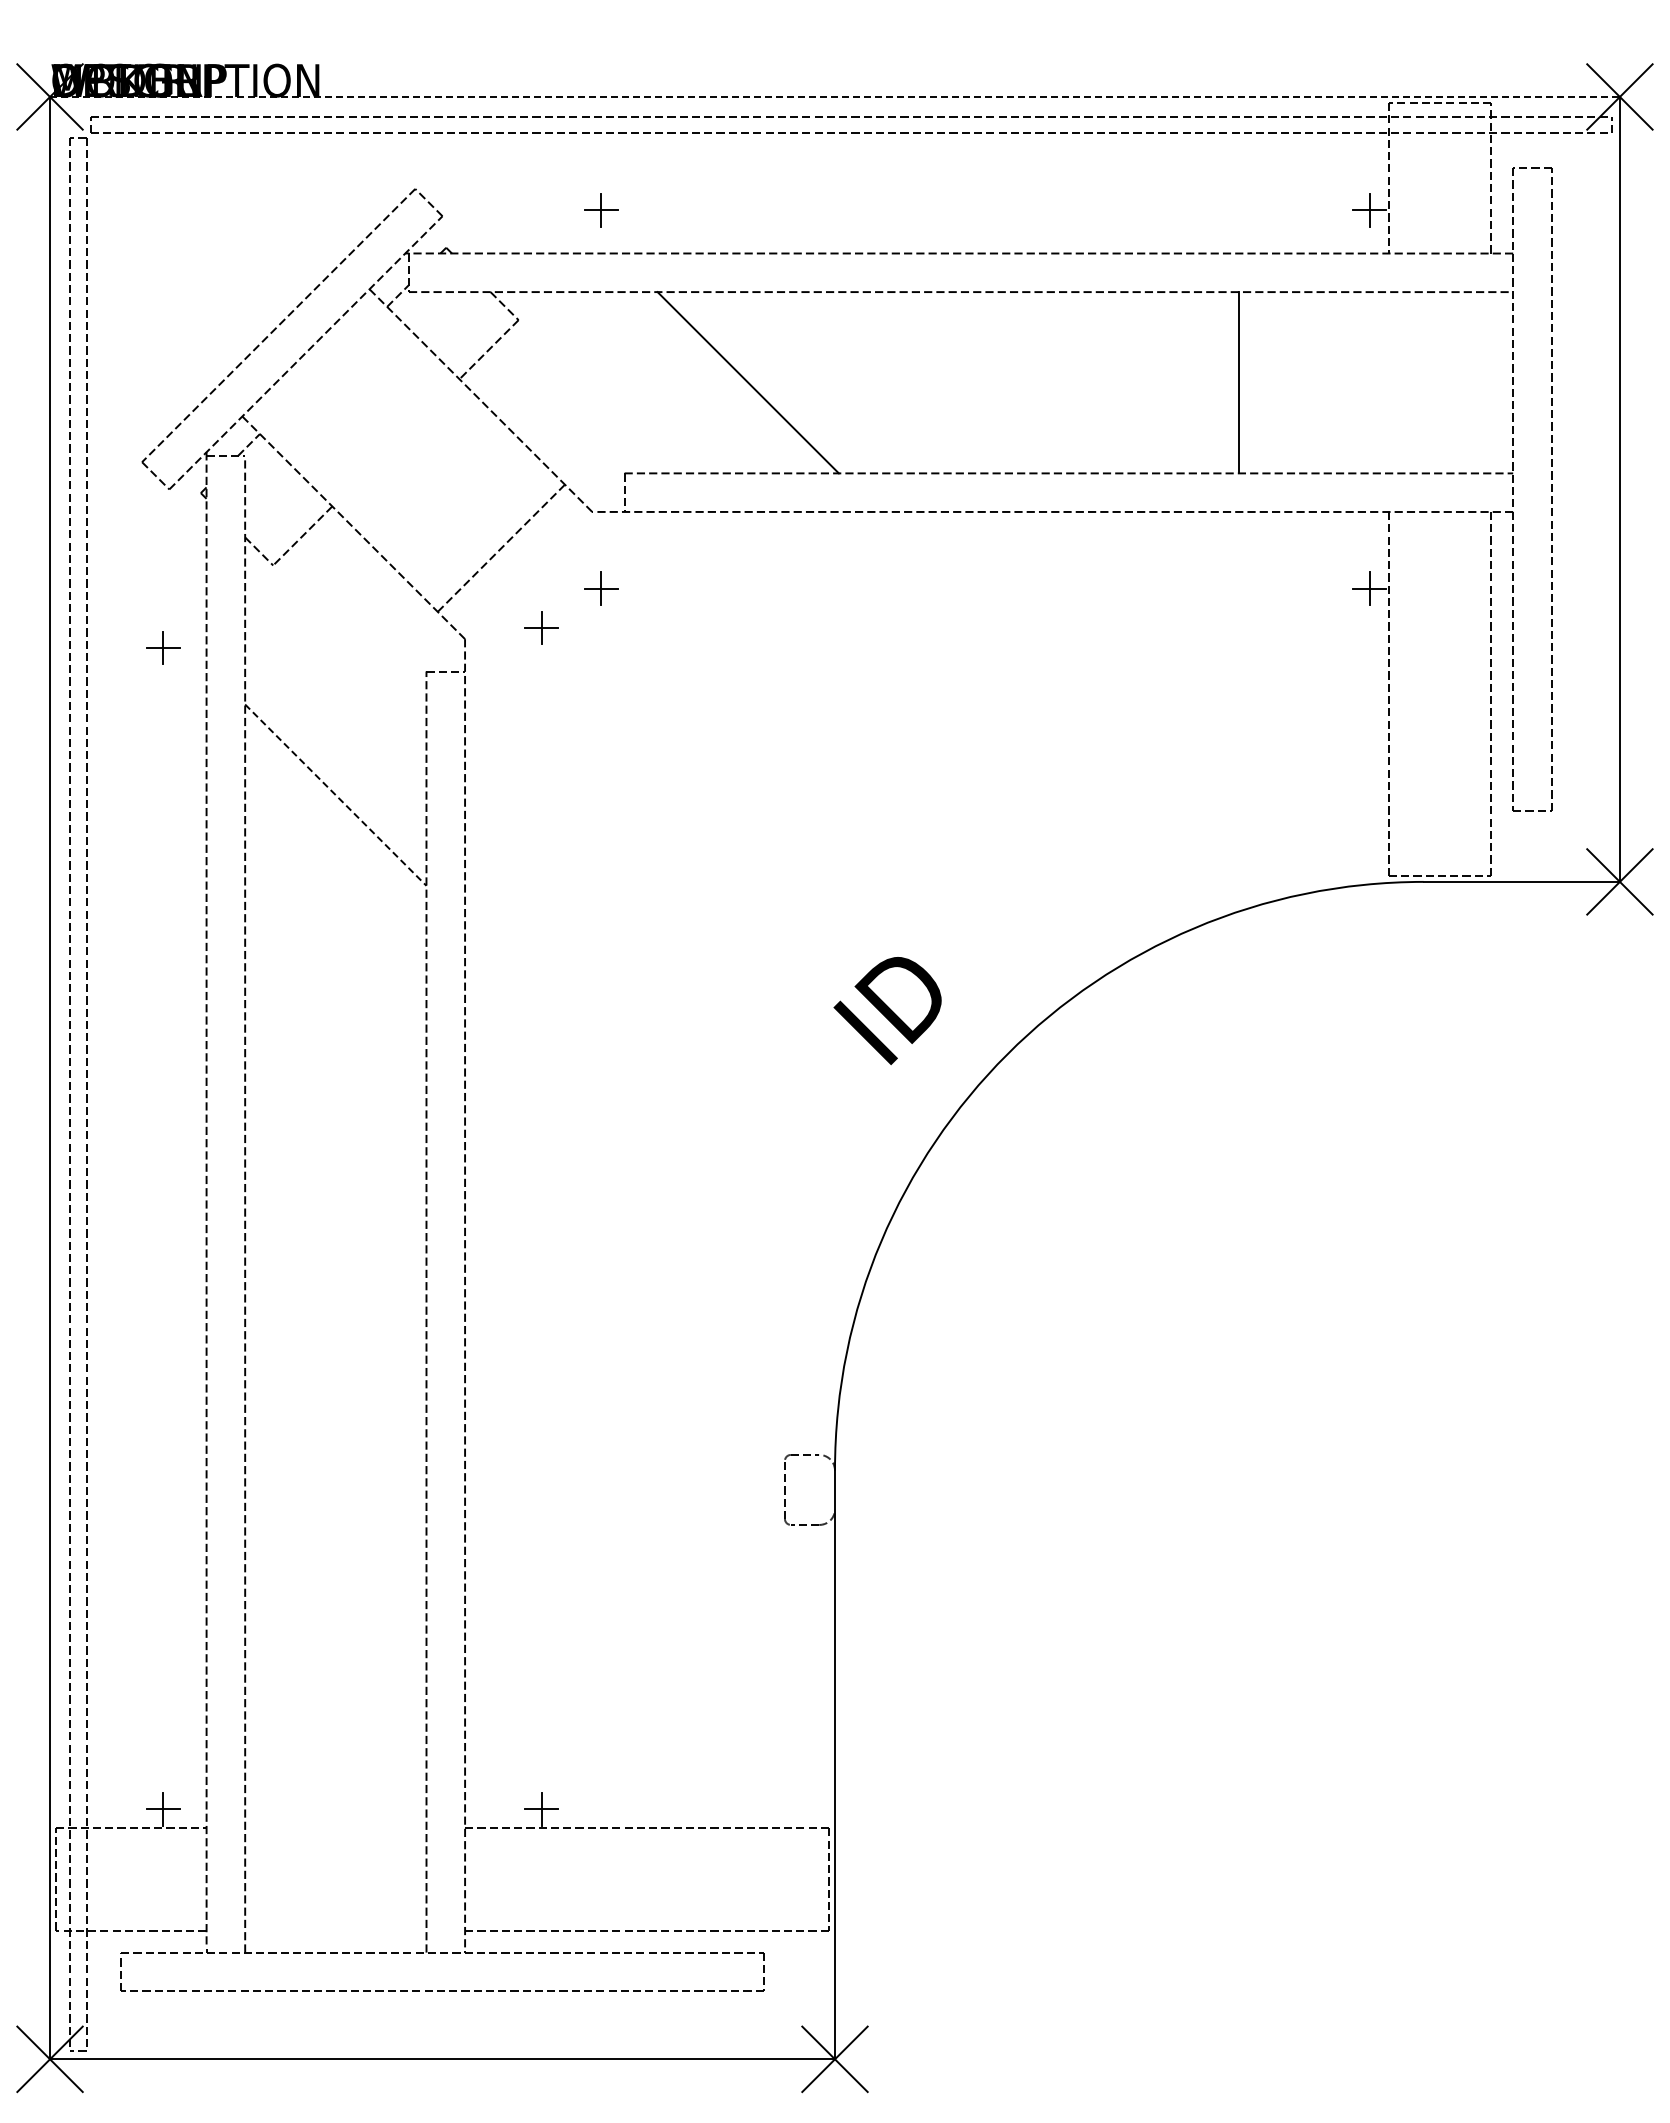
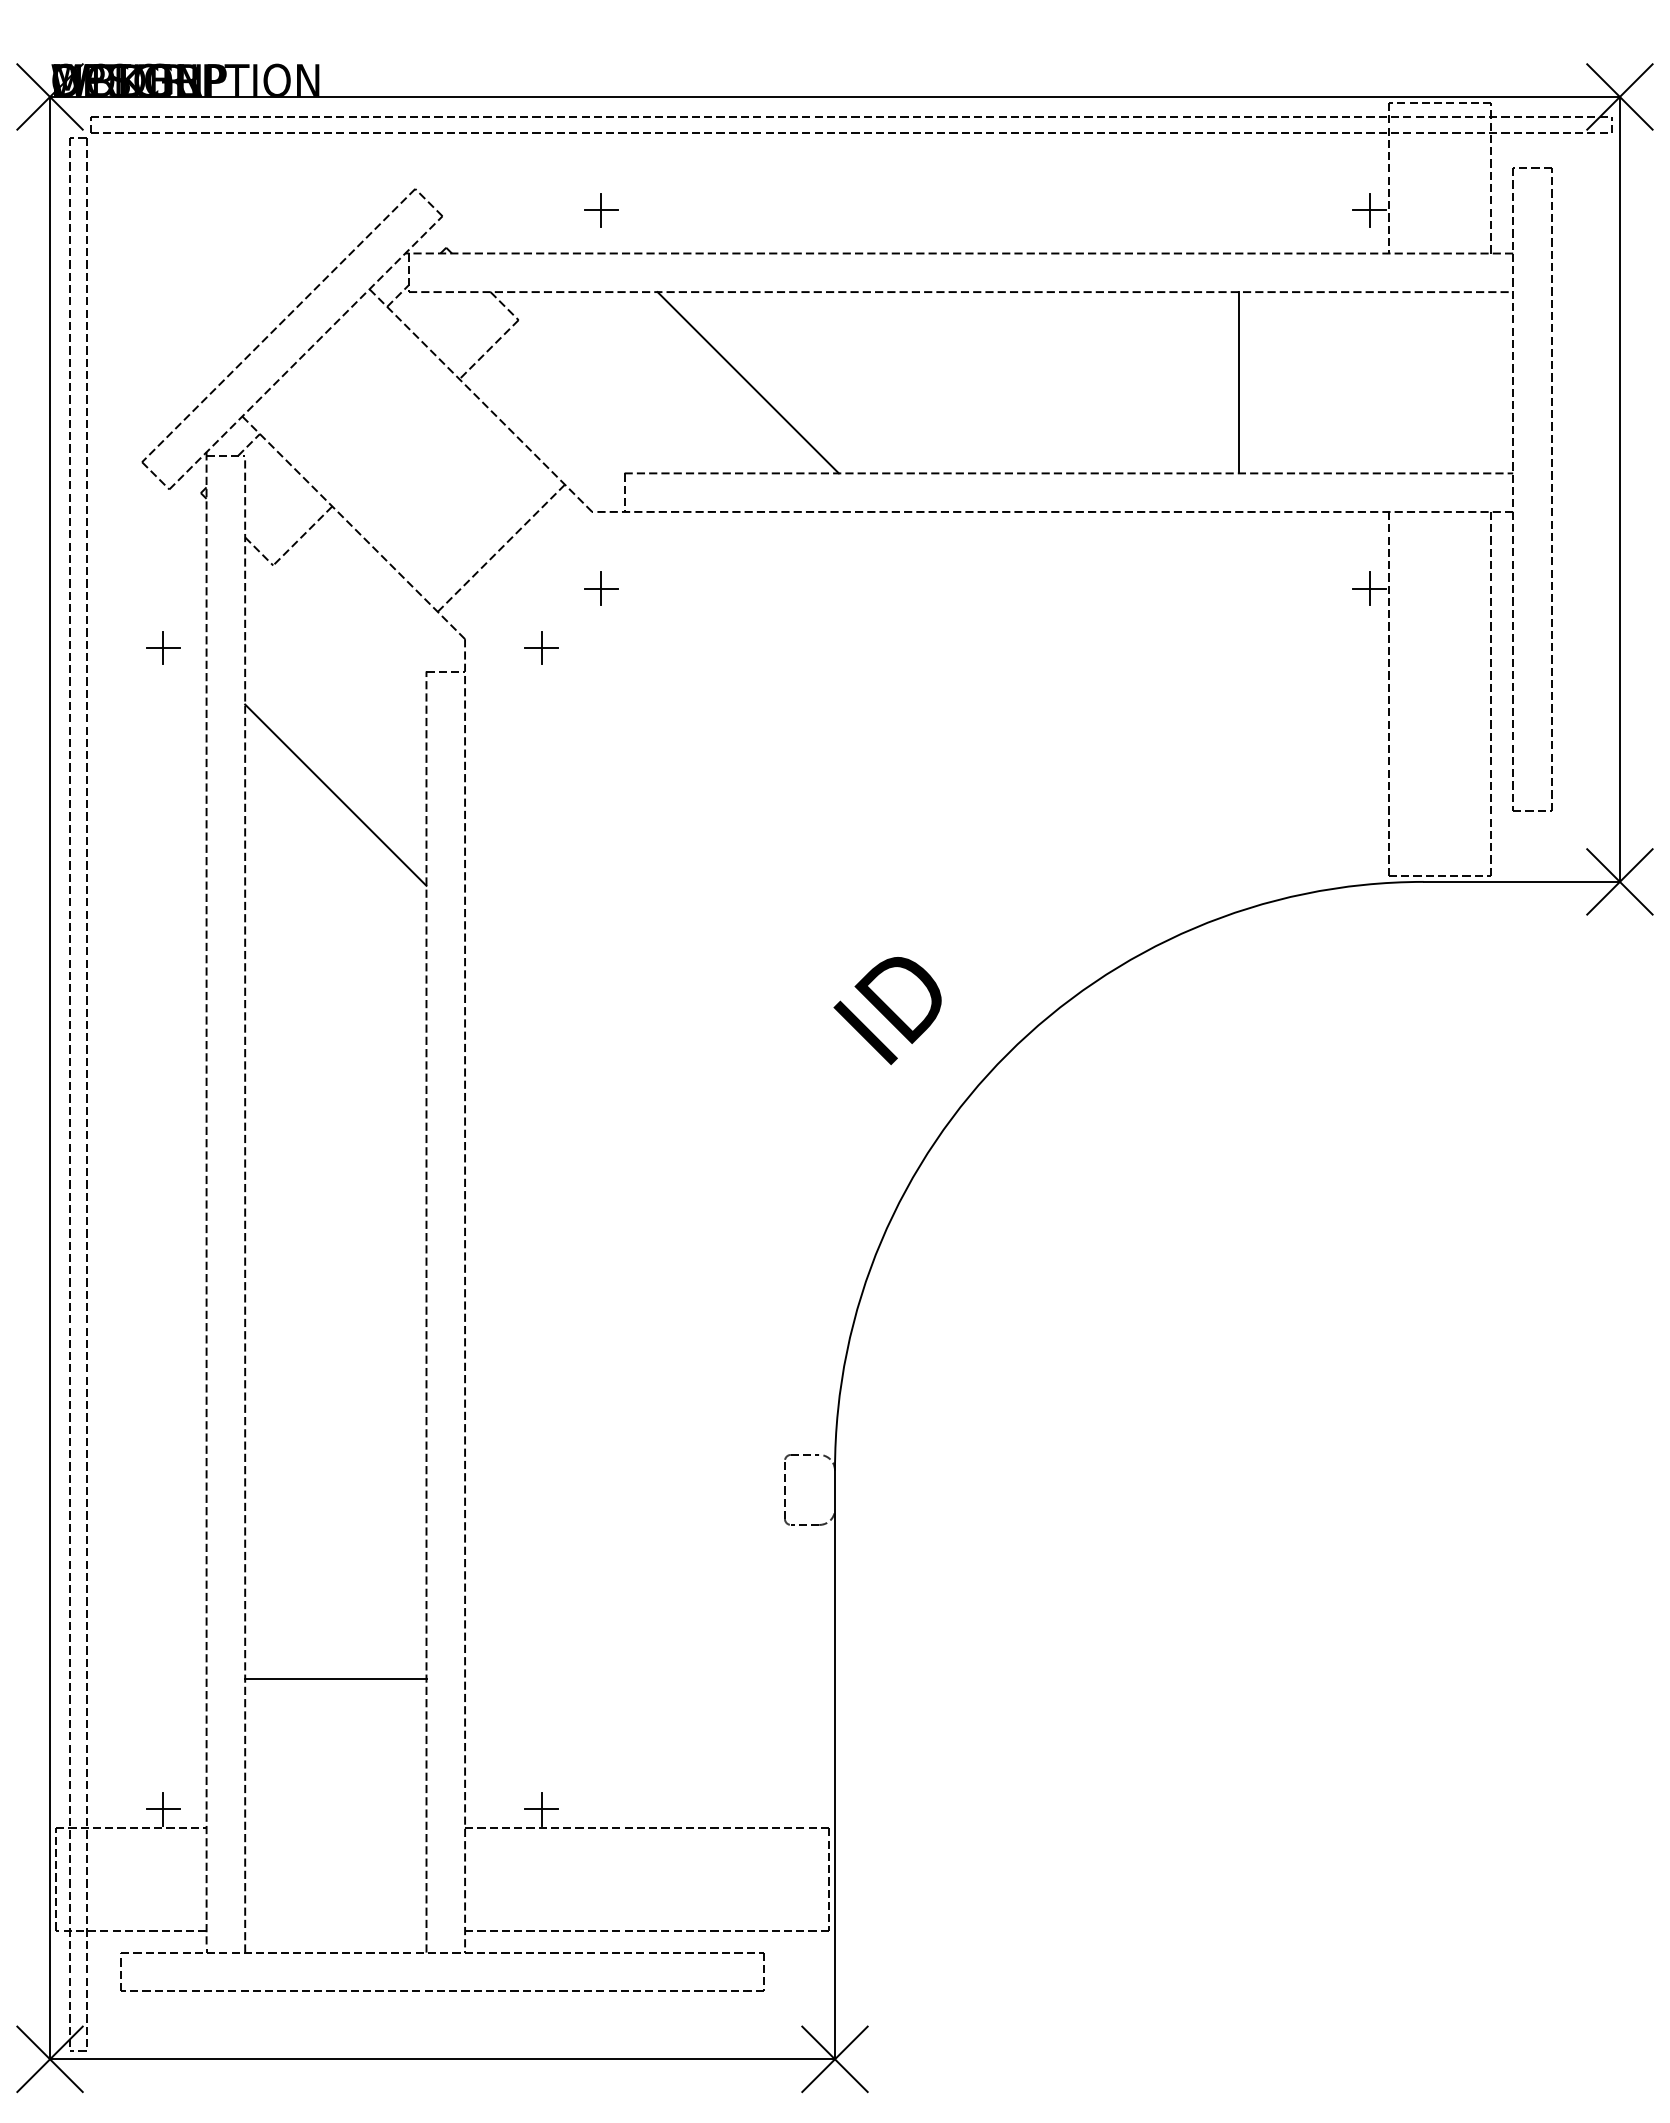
line: dashed -> solid (835, 96)
part position: (541, 627) -> (541, 647) (541, 647)
line: dashed -> solid (336, 795)
line: none -> present (335, 1678)
